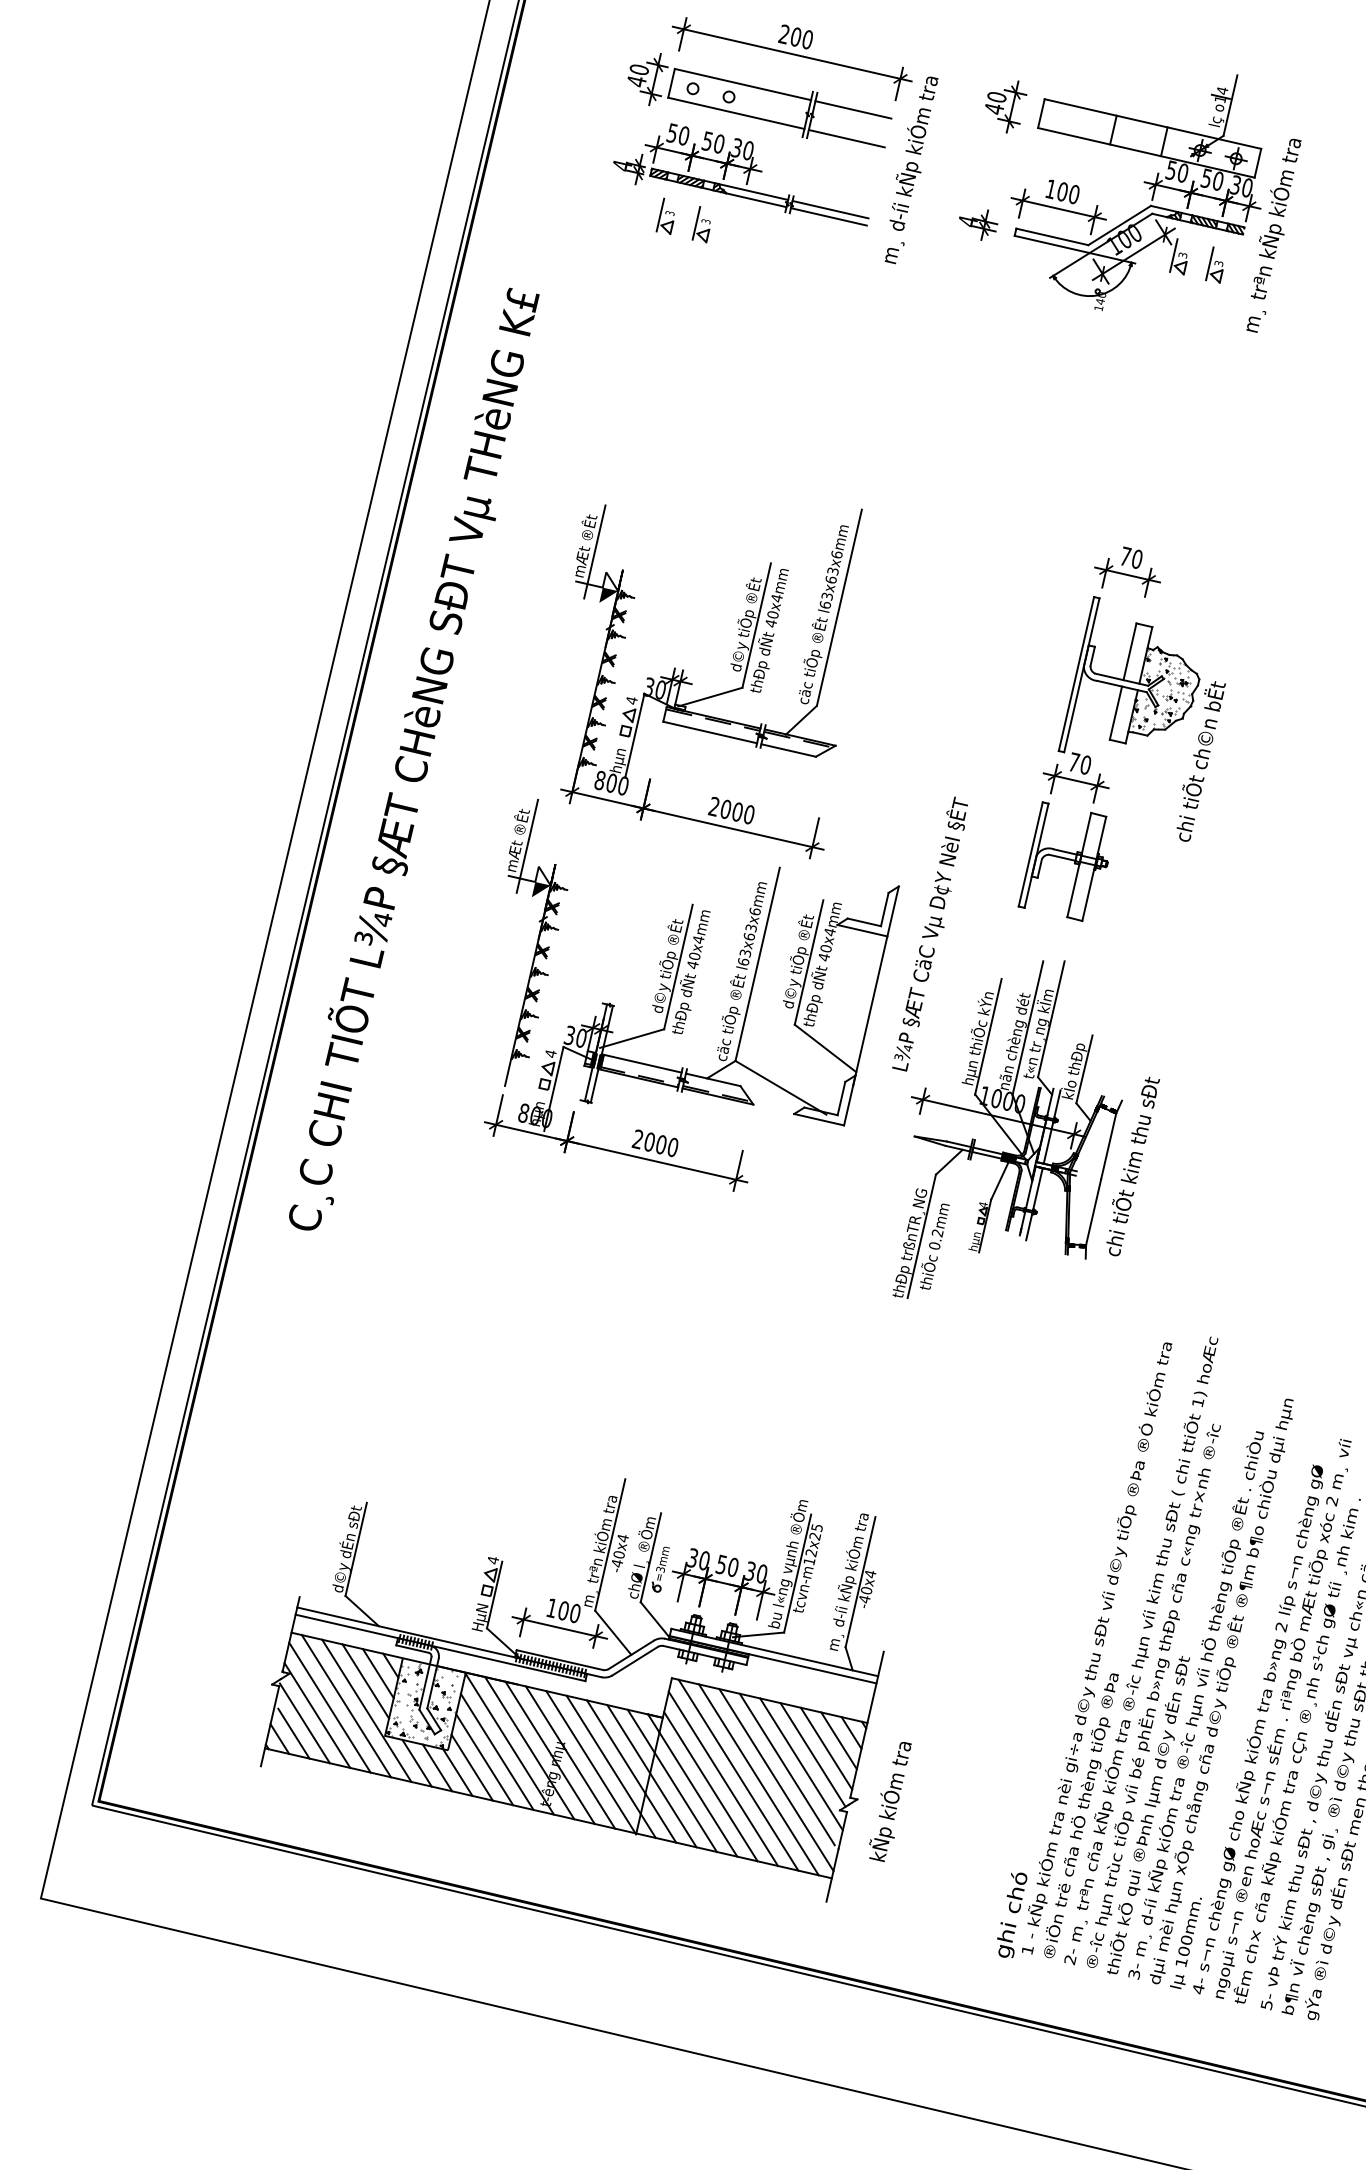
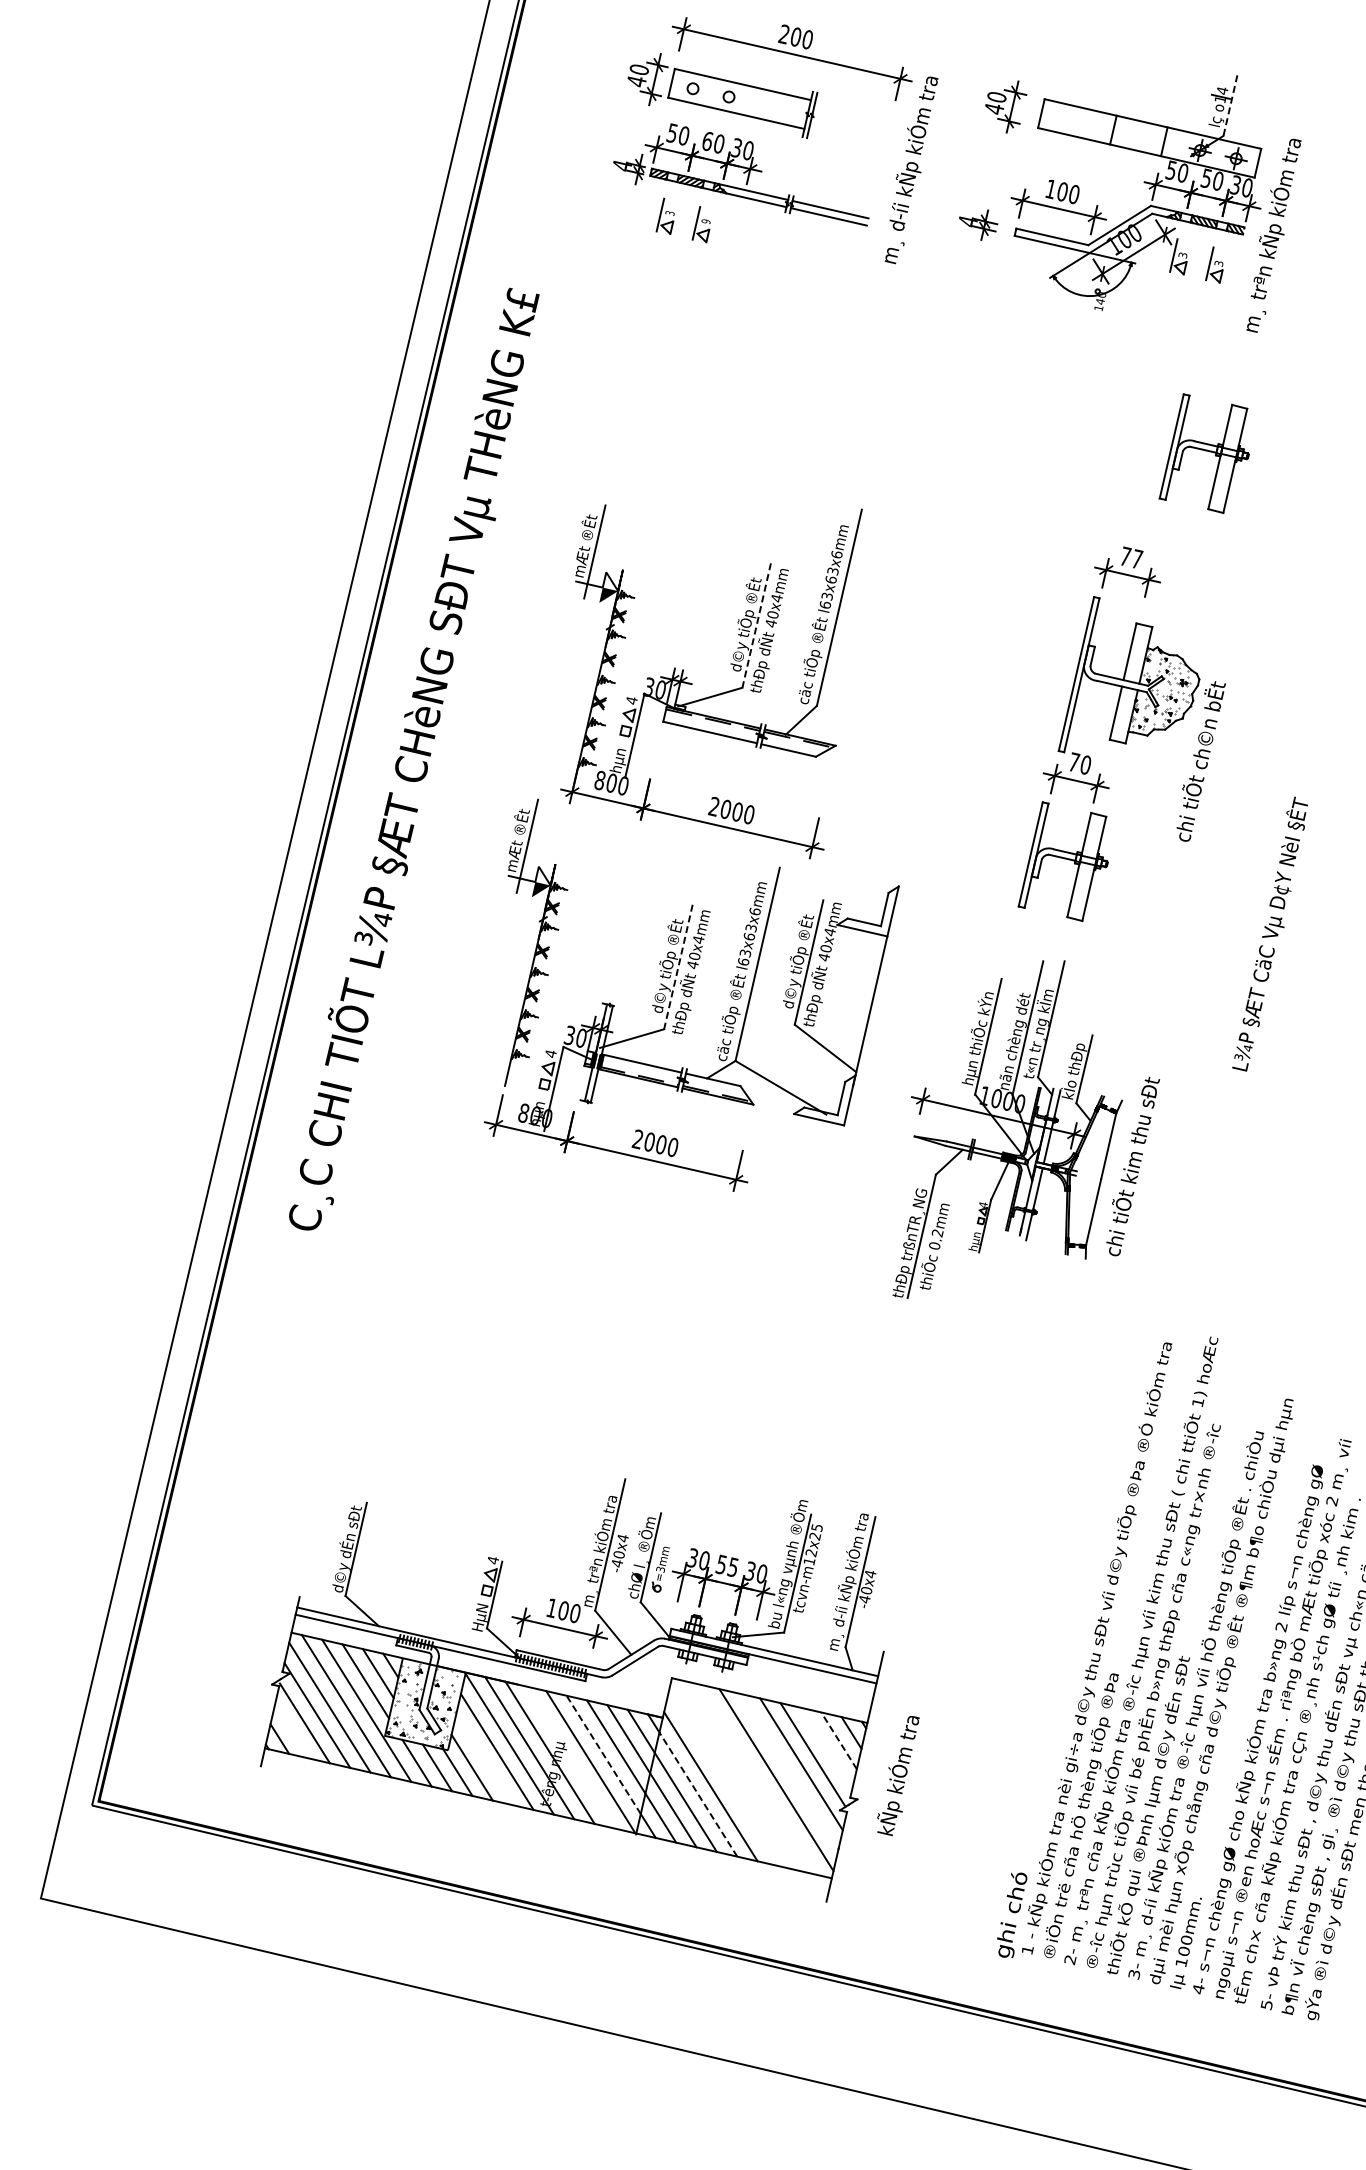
line: solid -> dashed (1230, 106)
line: present -> none (853, 109)
line: present -> none (846, 138)
text: 50 -> 60 (707, 141)
text: 3 -> 9 (705, 221)
part: none -> present (1203, 453)
text: 70 -> 77 (1137, 558)
line: solid -> dashed (756, 625)
text position: (929, 933) -> (1269, 933) (1269, 933)
line: solid -> dashed (678, 967)
text: 50 -> 55 (732, 1567)
line: present -> none (293, 1733)
line: solid -> dashed (838, 1740)
line: present -> none (826, 1748)
line: solid -> dashed (603, 1754)
line: present -> none (570, 1757)
line: present -> none (484, 1759)
line: present -> none (786, 1769)
line: present -> none (738, 1774)
line: present -> none (723, 1778)
line: present -> none (758, 1779)
line: solid -> dashed (698, 1794)
text position: (890, 1802) -> (898, 1776) (898, 1776)
